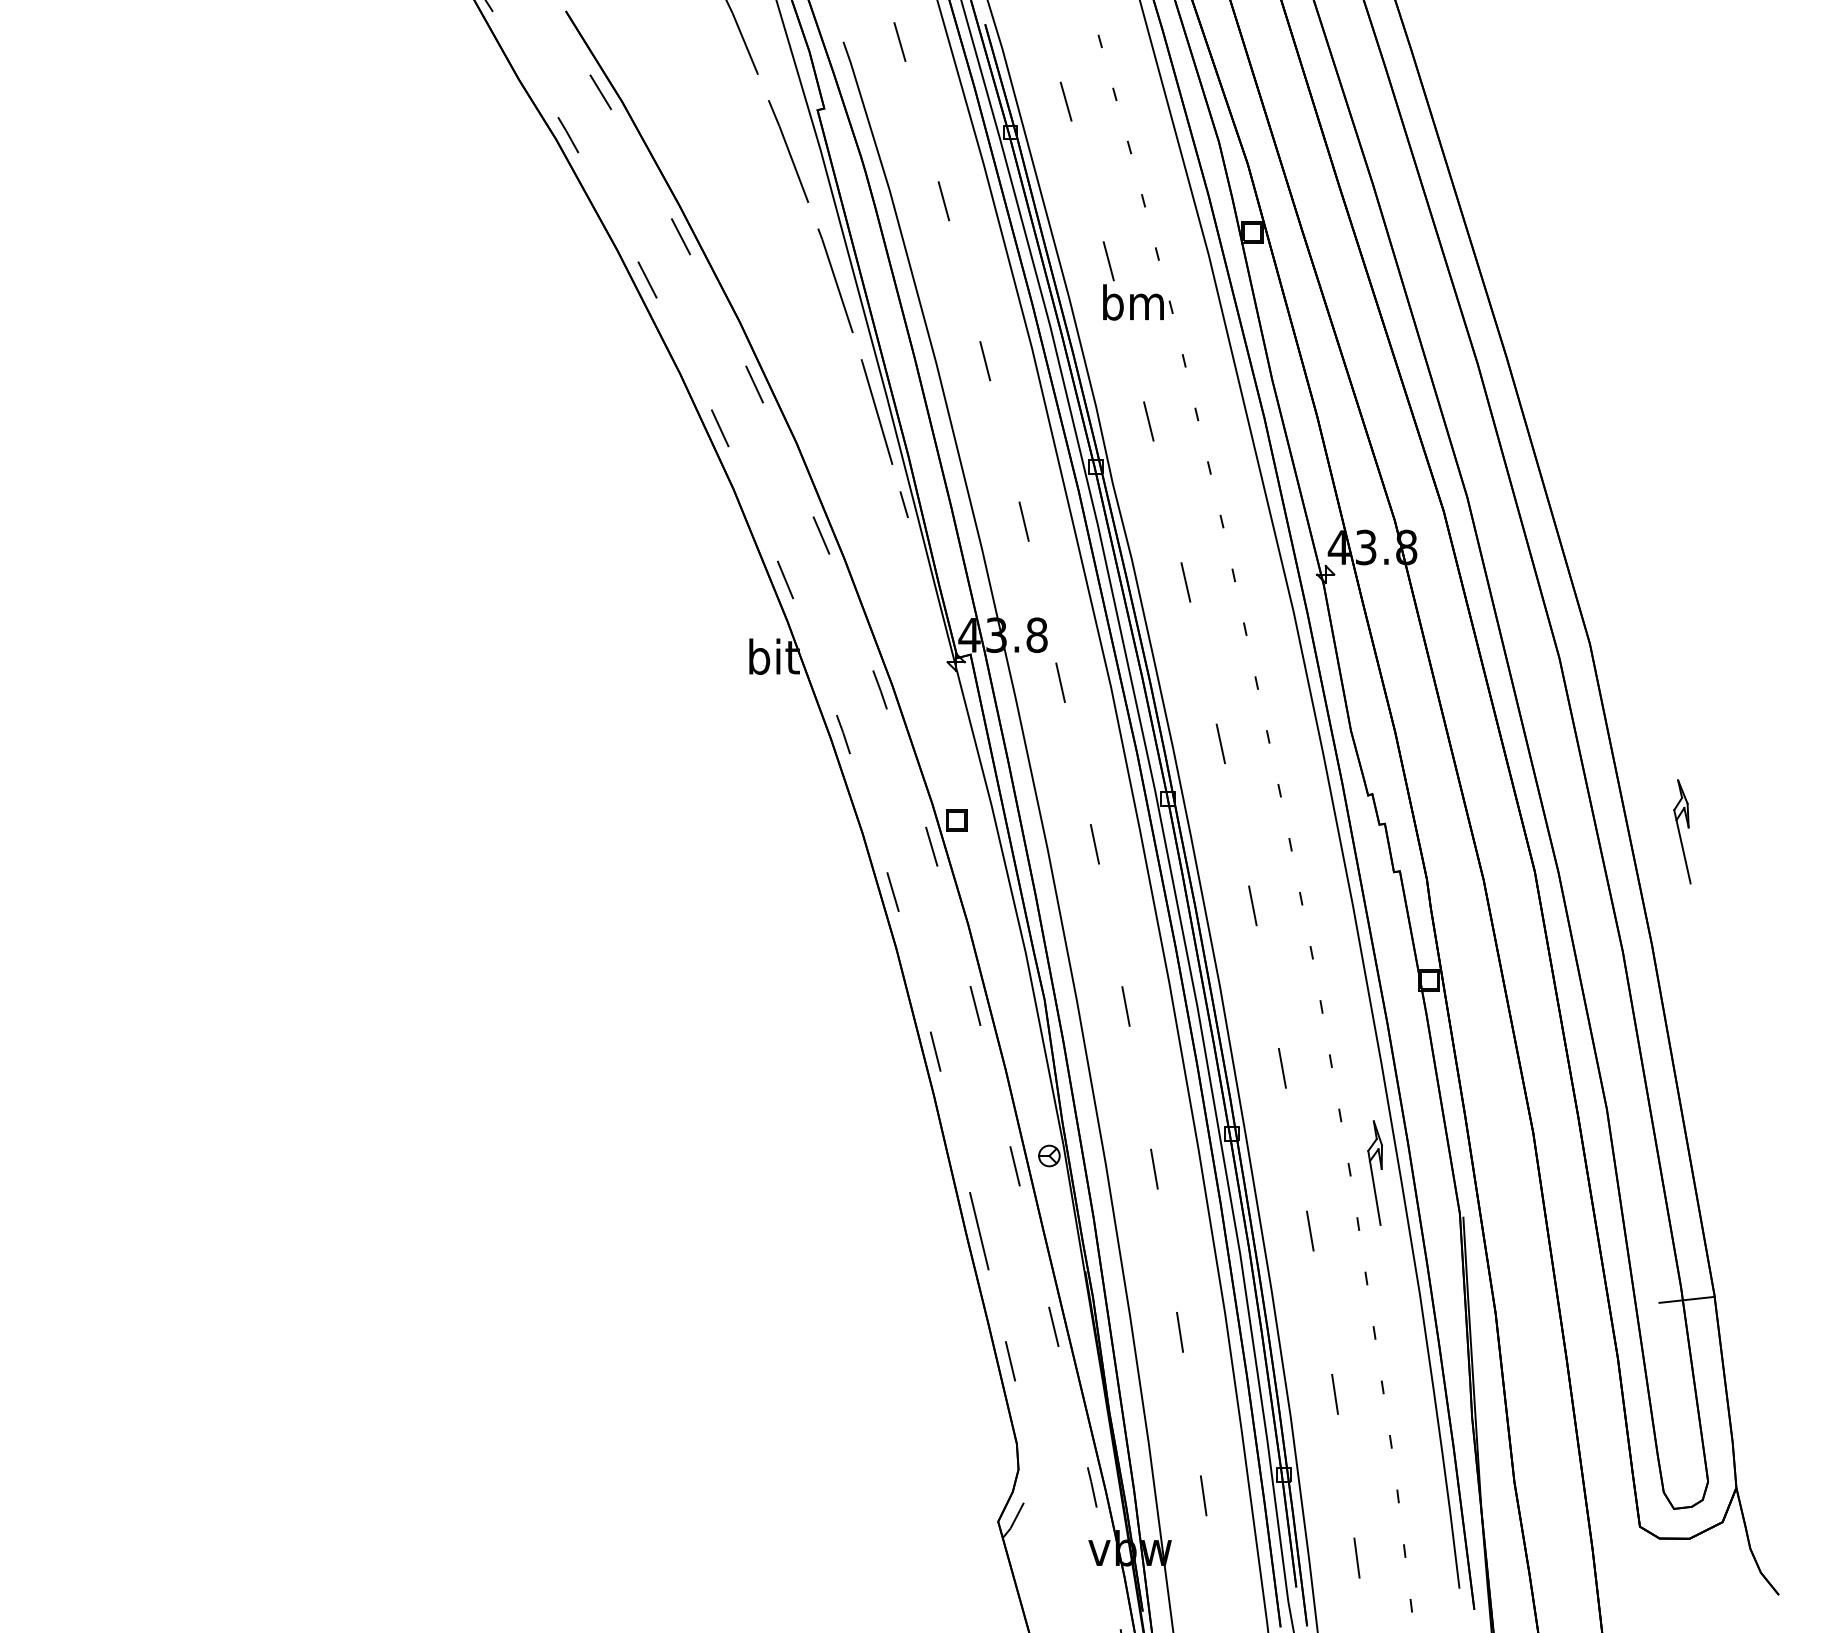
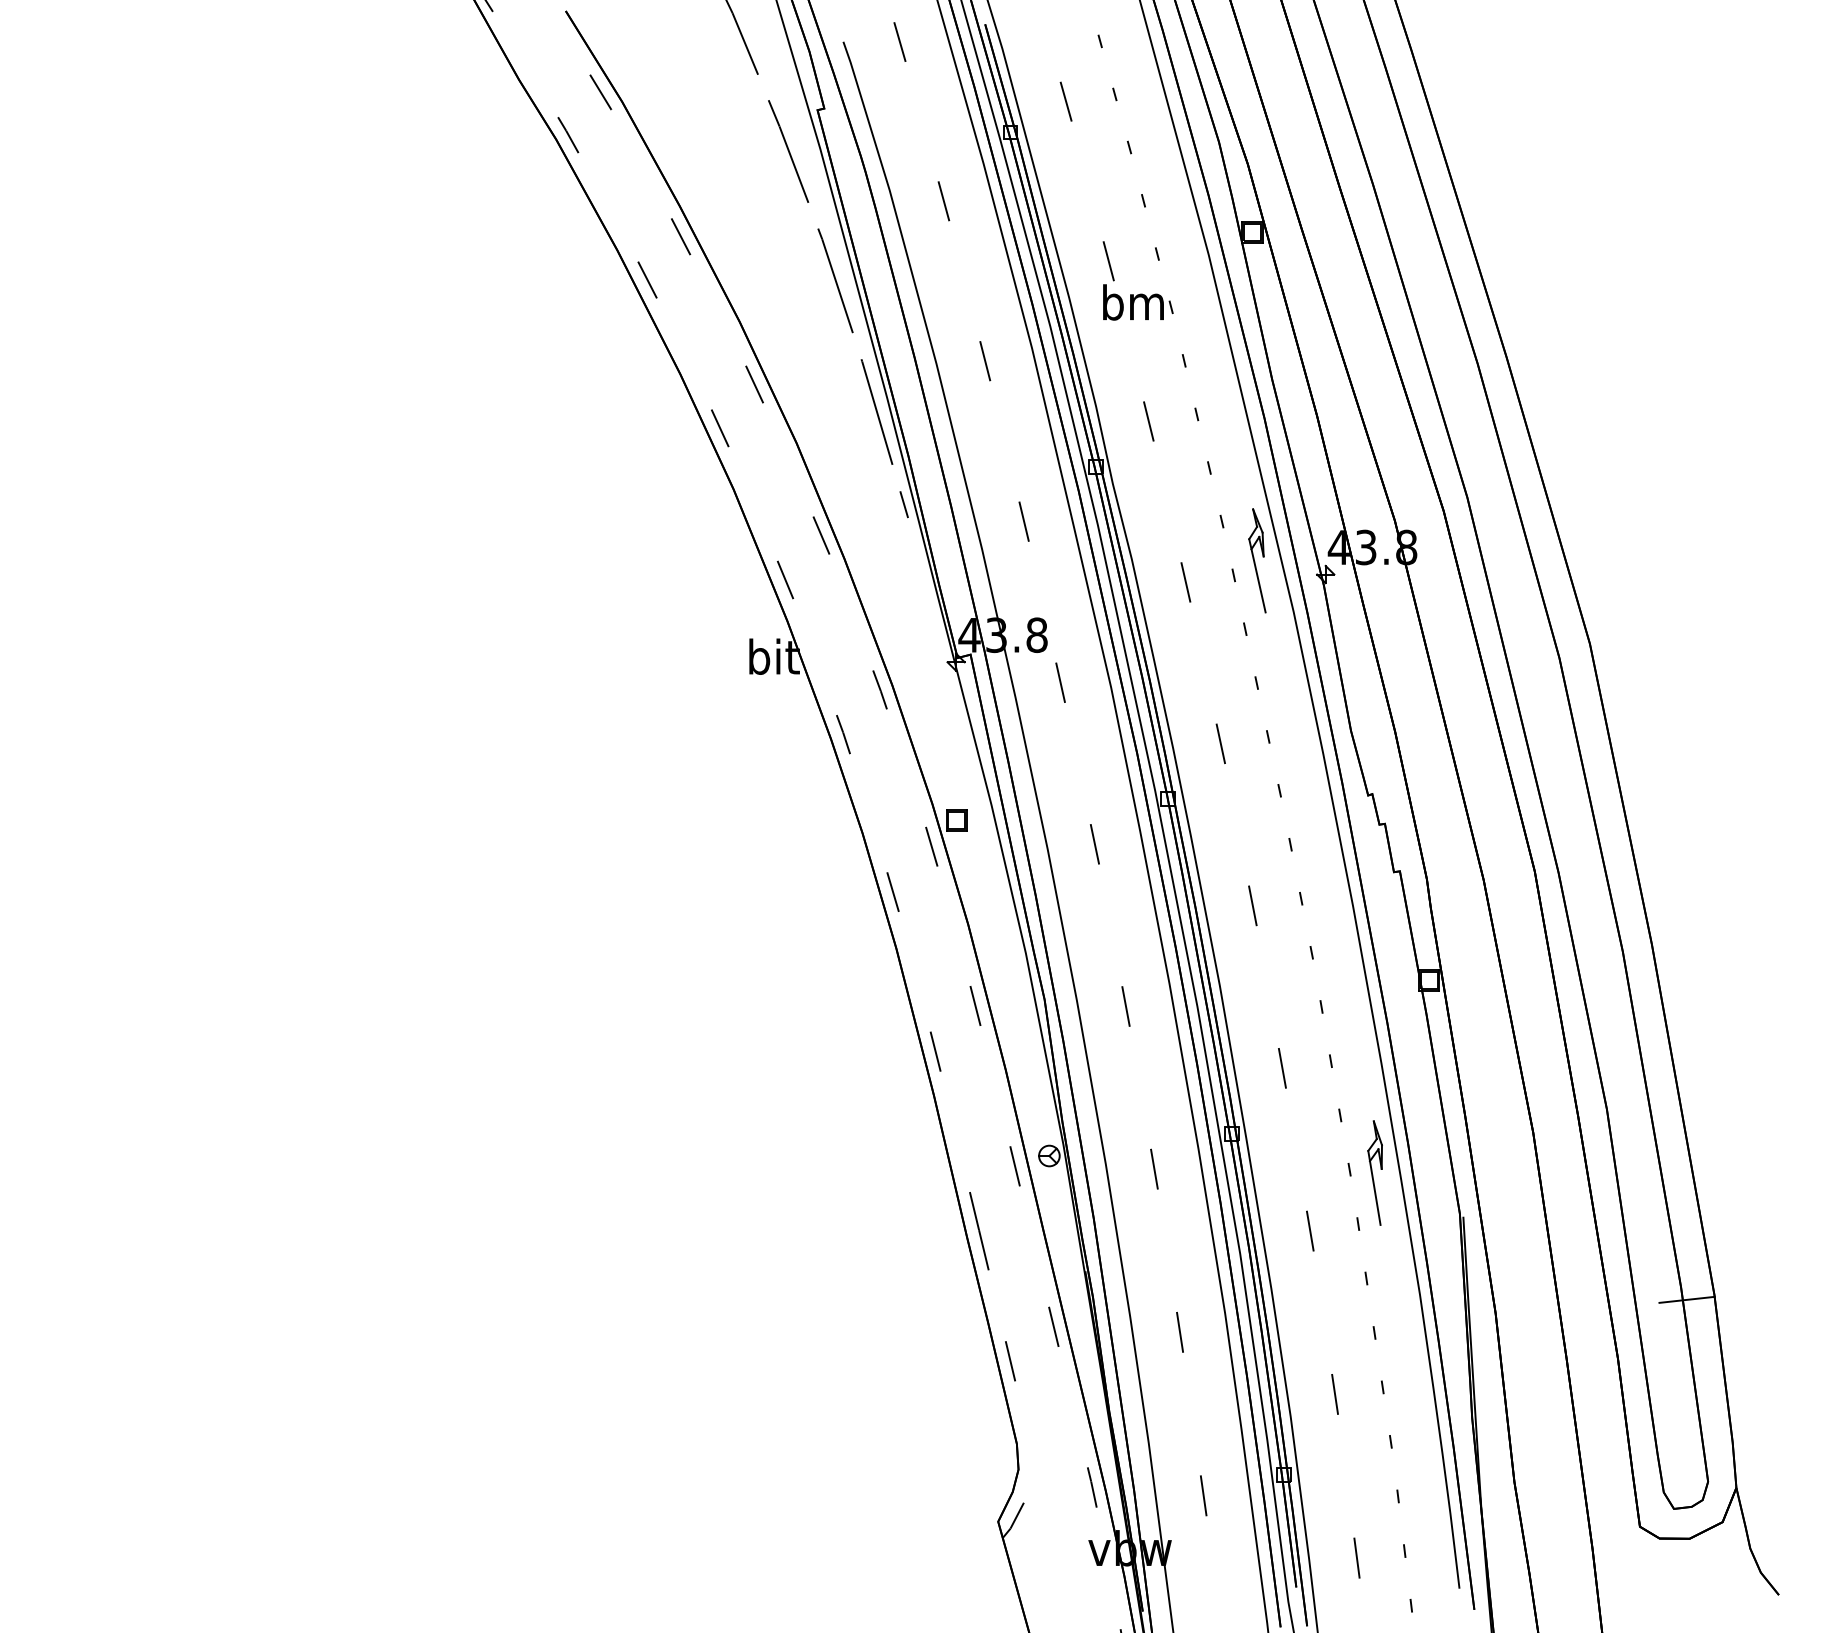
part position: (1682, 831) -> (1257, 560) (1257, 560)
